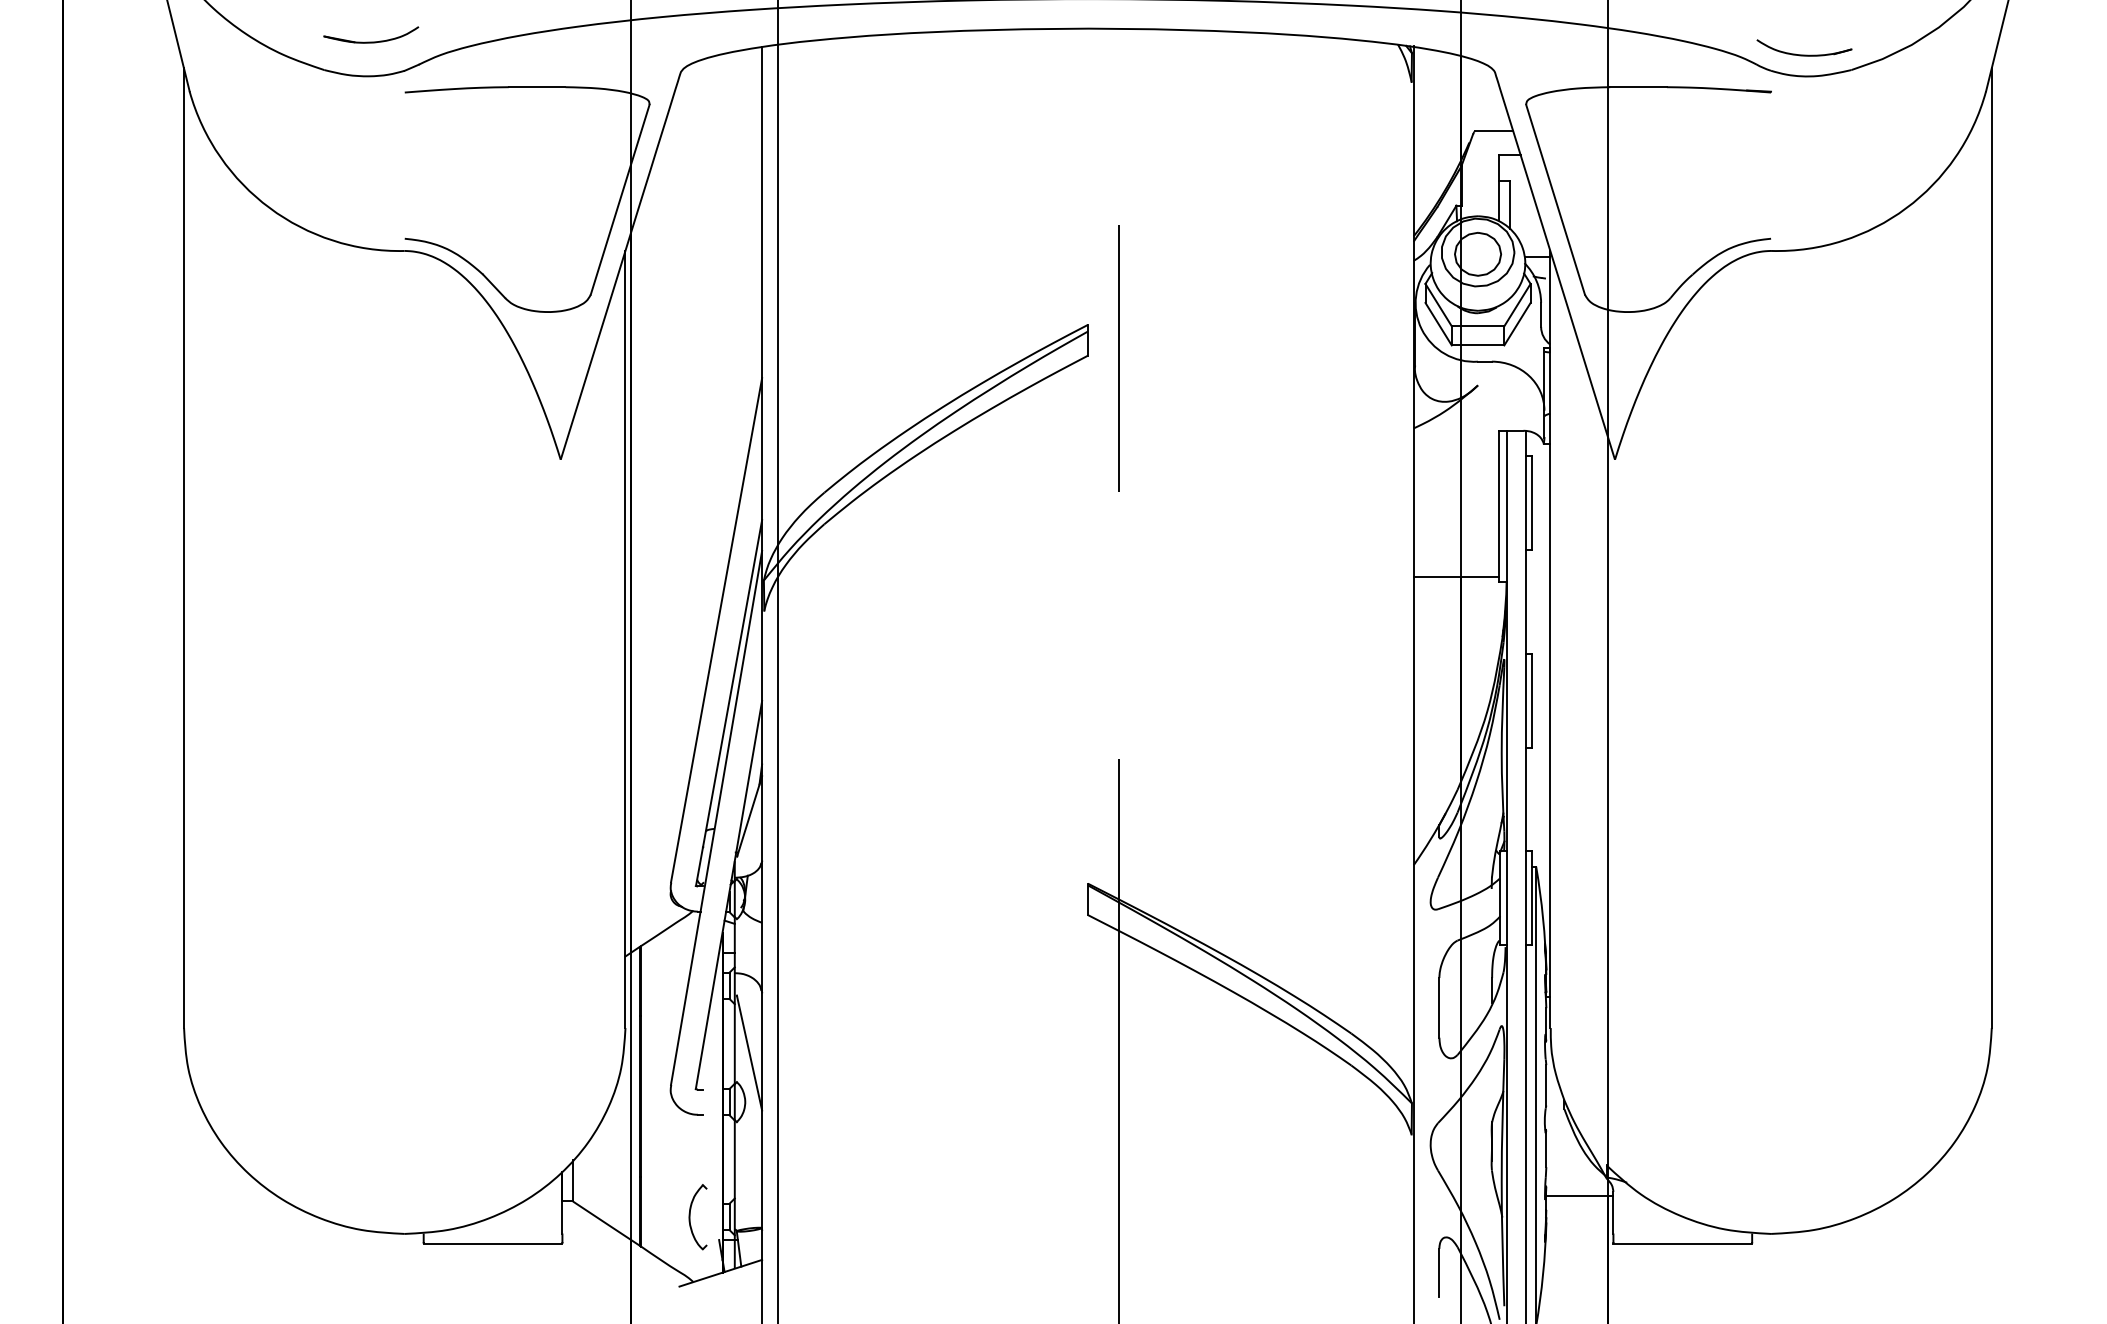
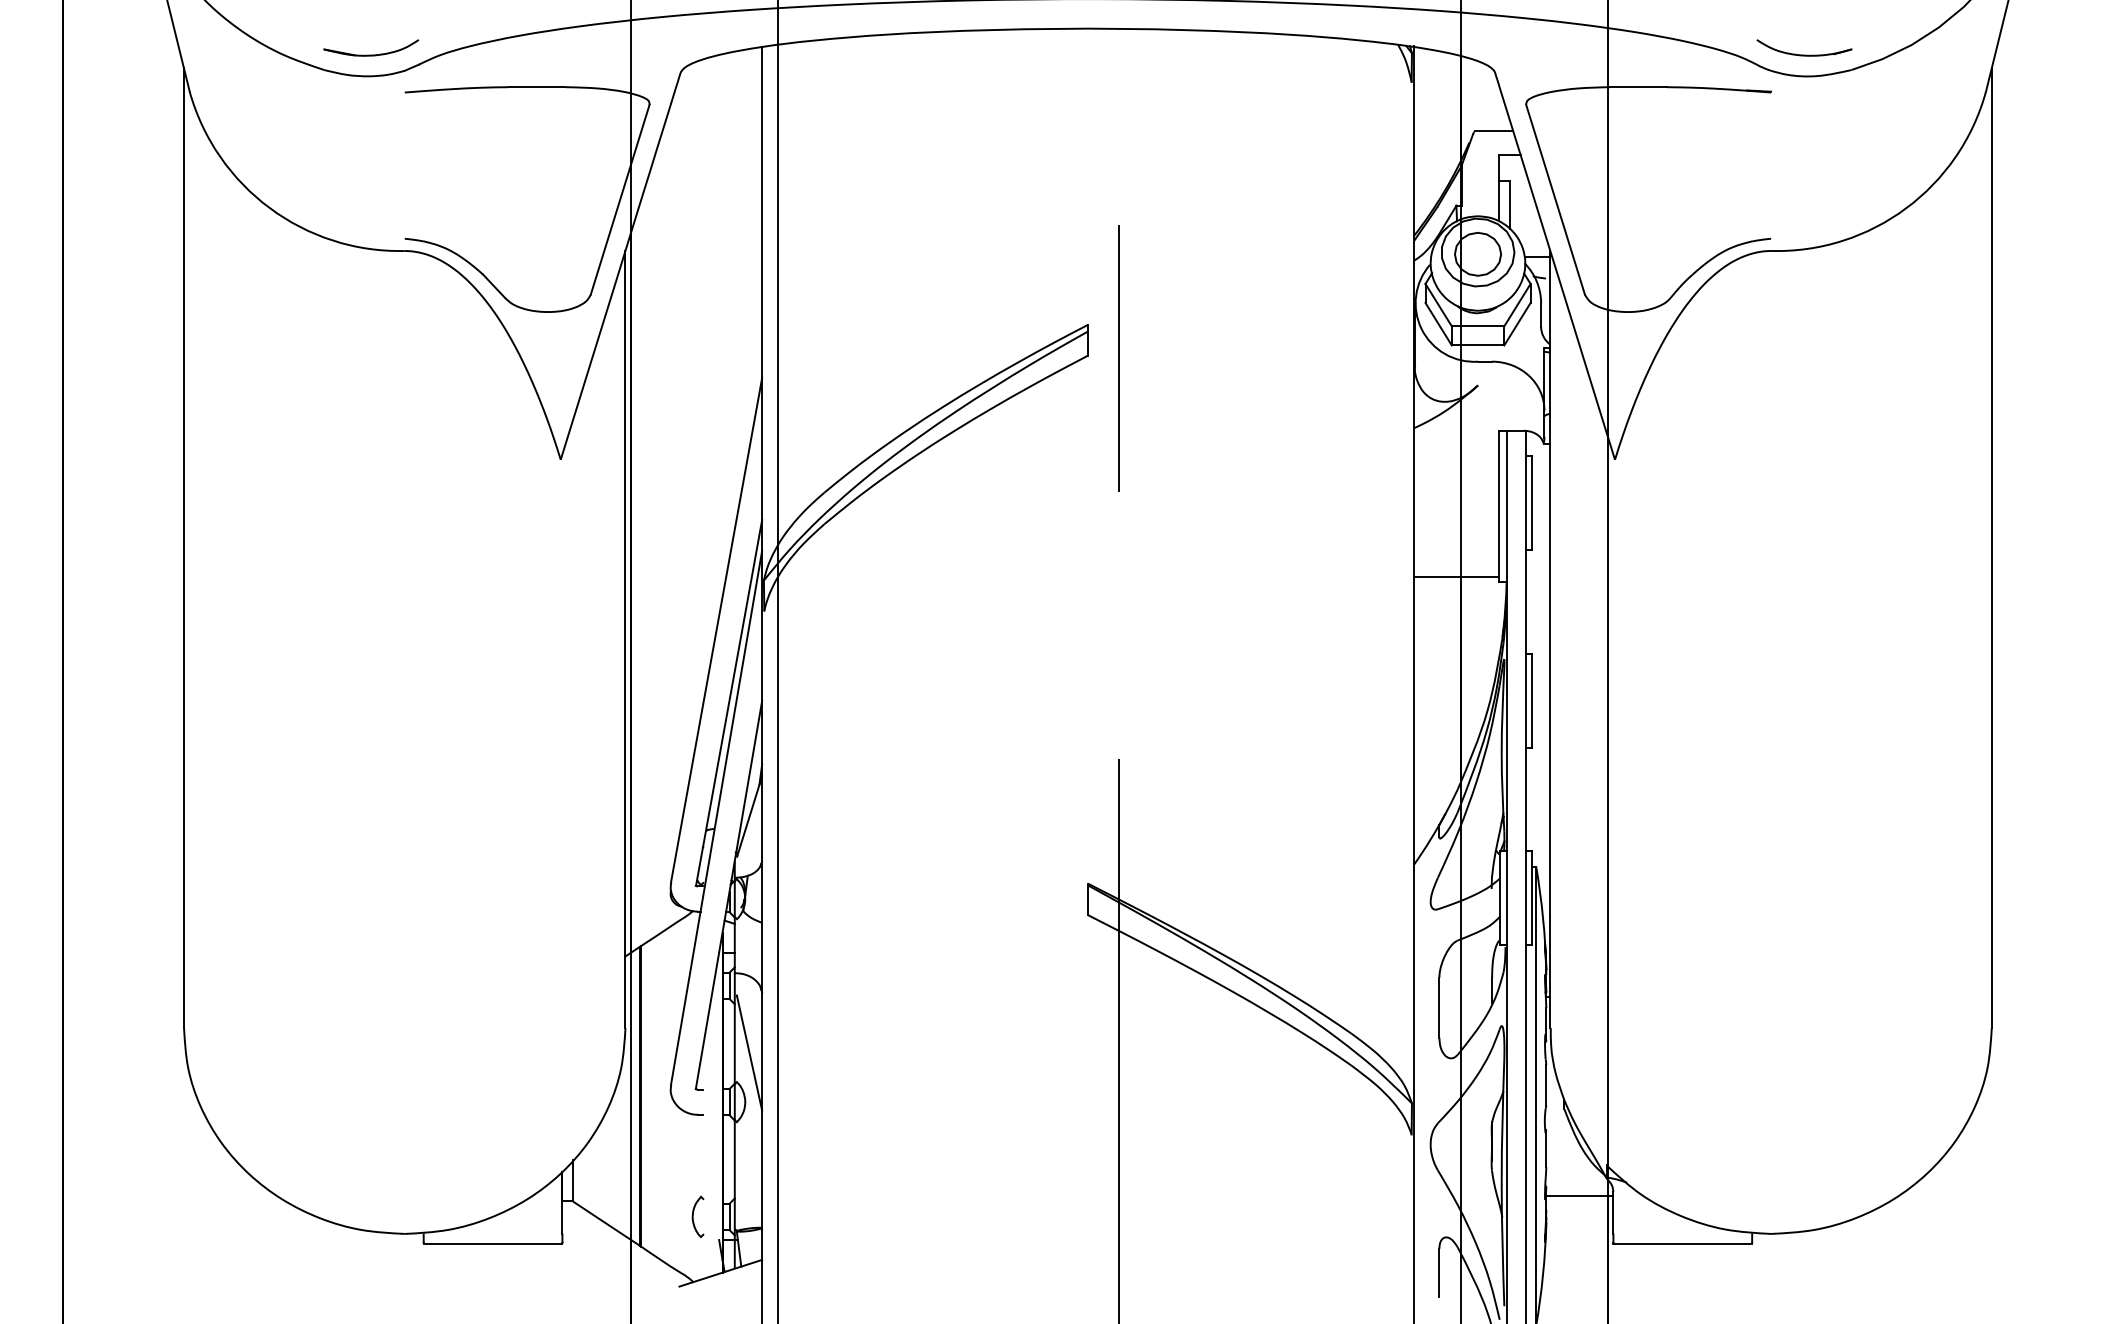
part position: (371, 41) -> (371, 54) (371, 54)
part size: 20x67 px -> 14x43 px (697, 1216)
